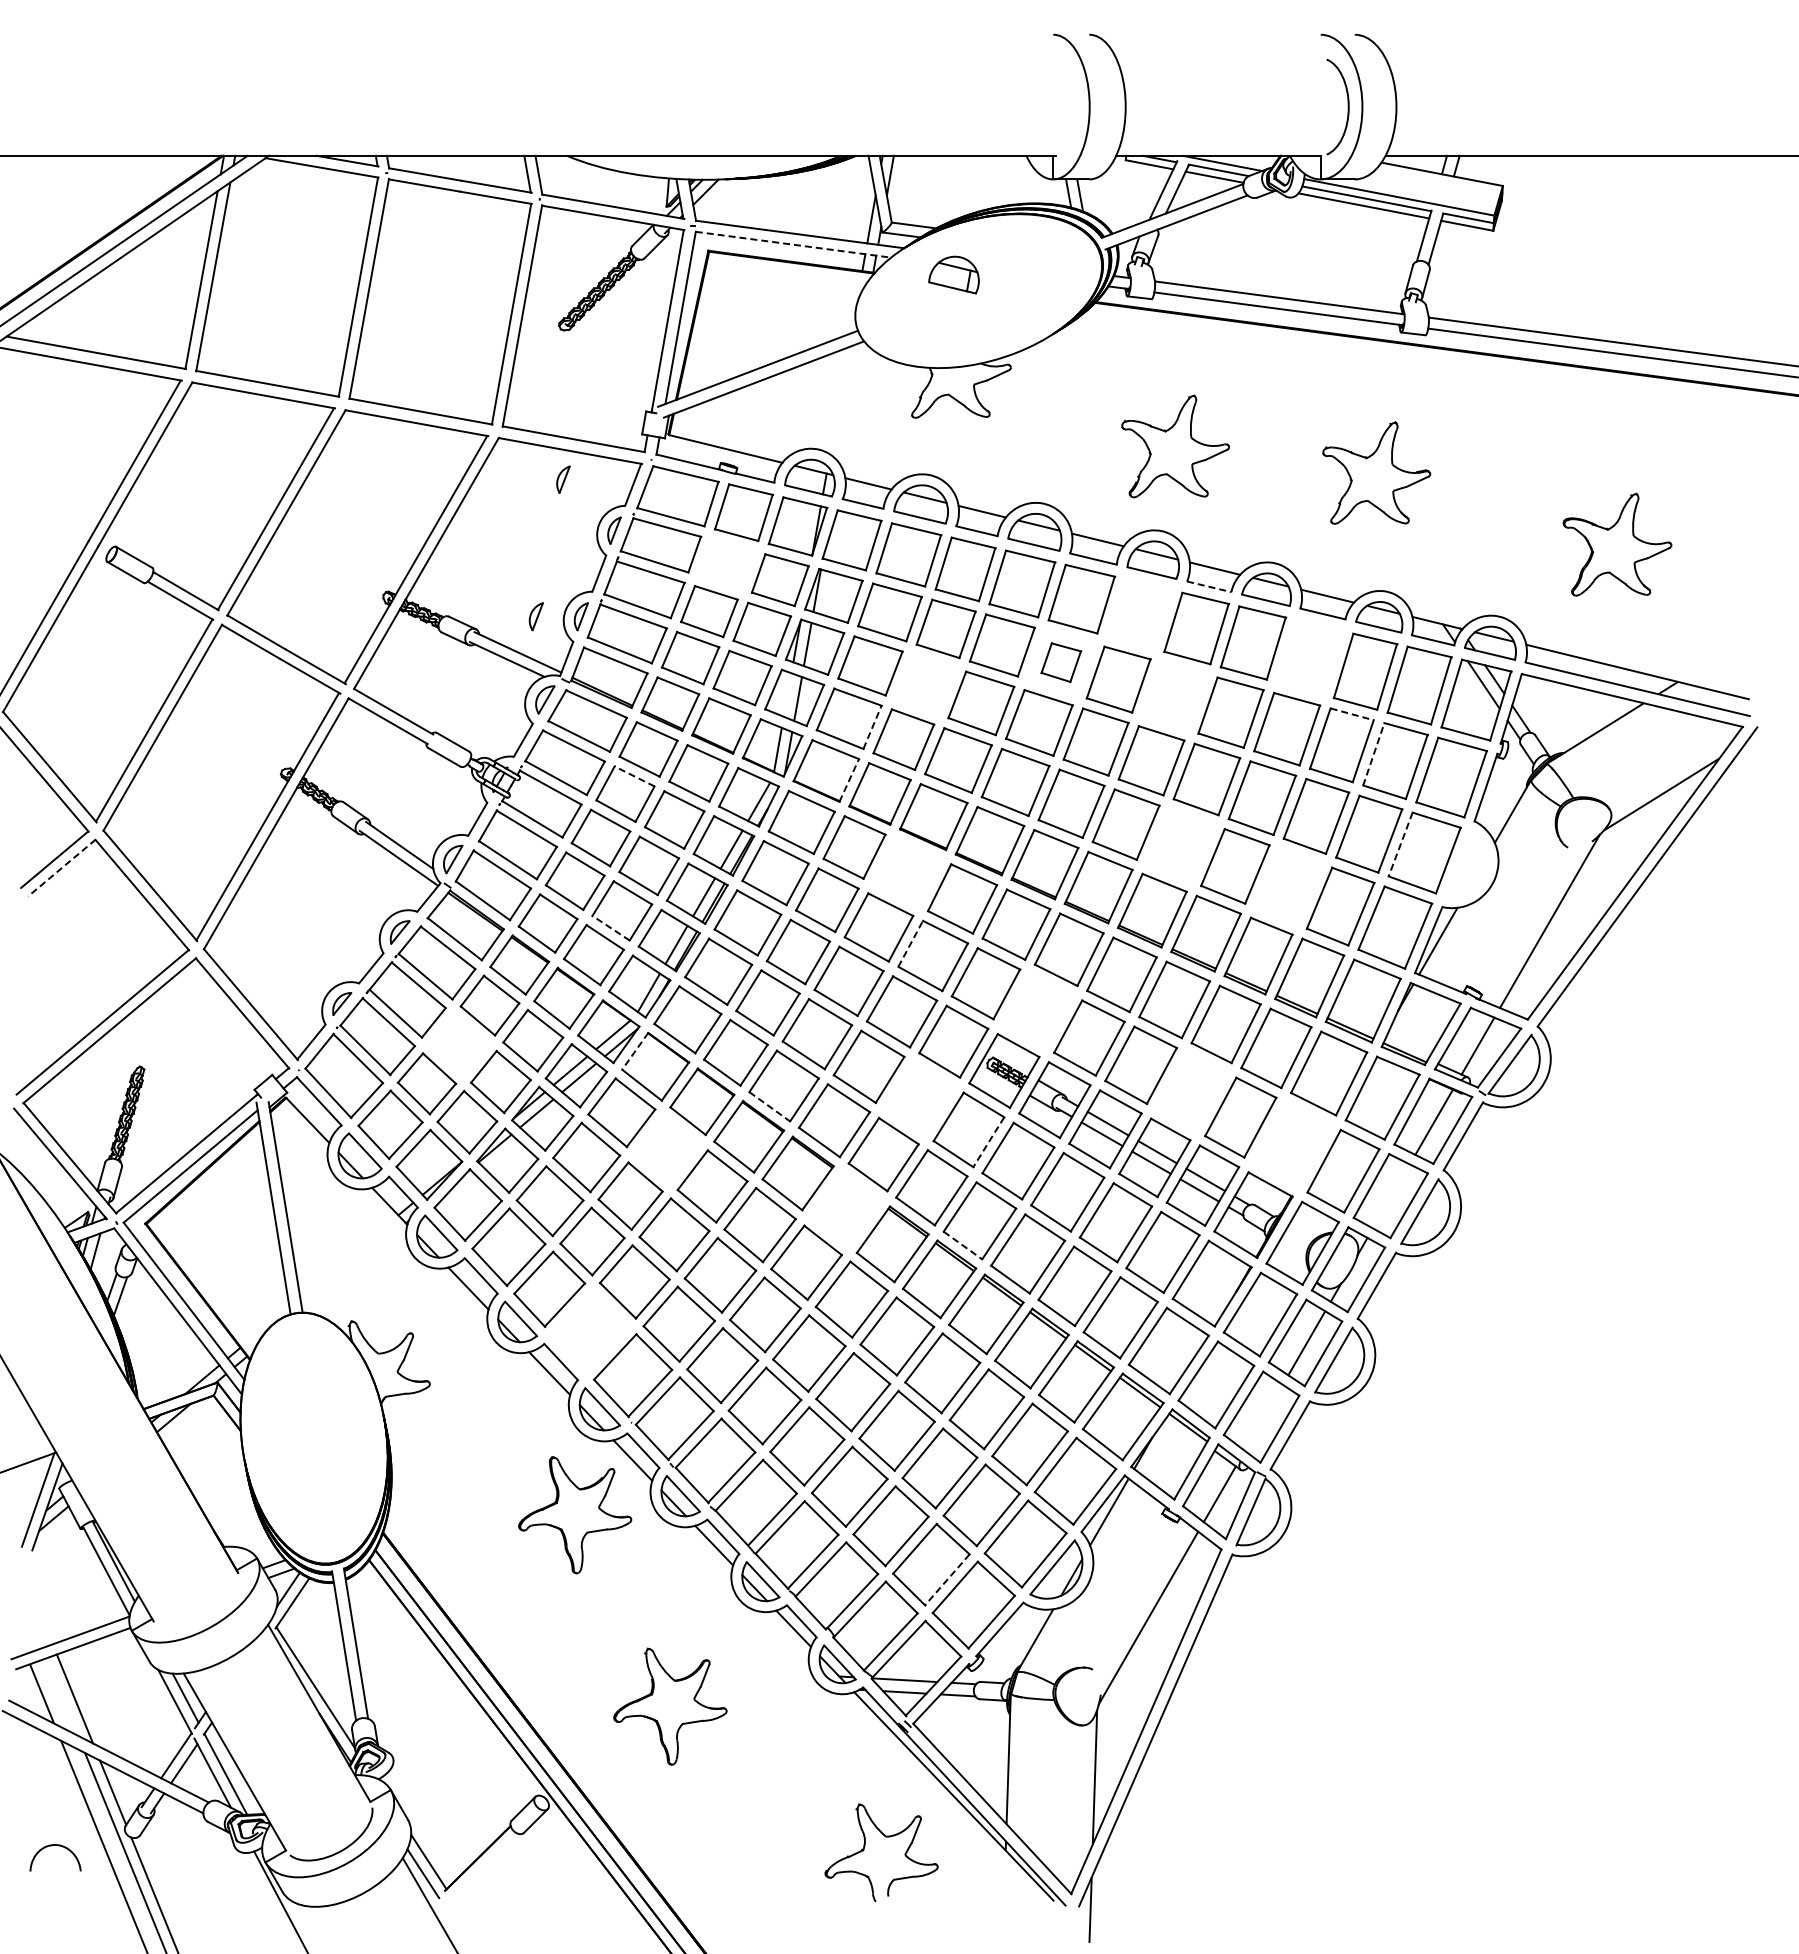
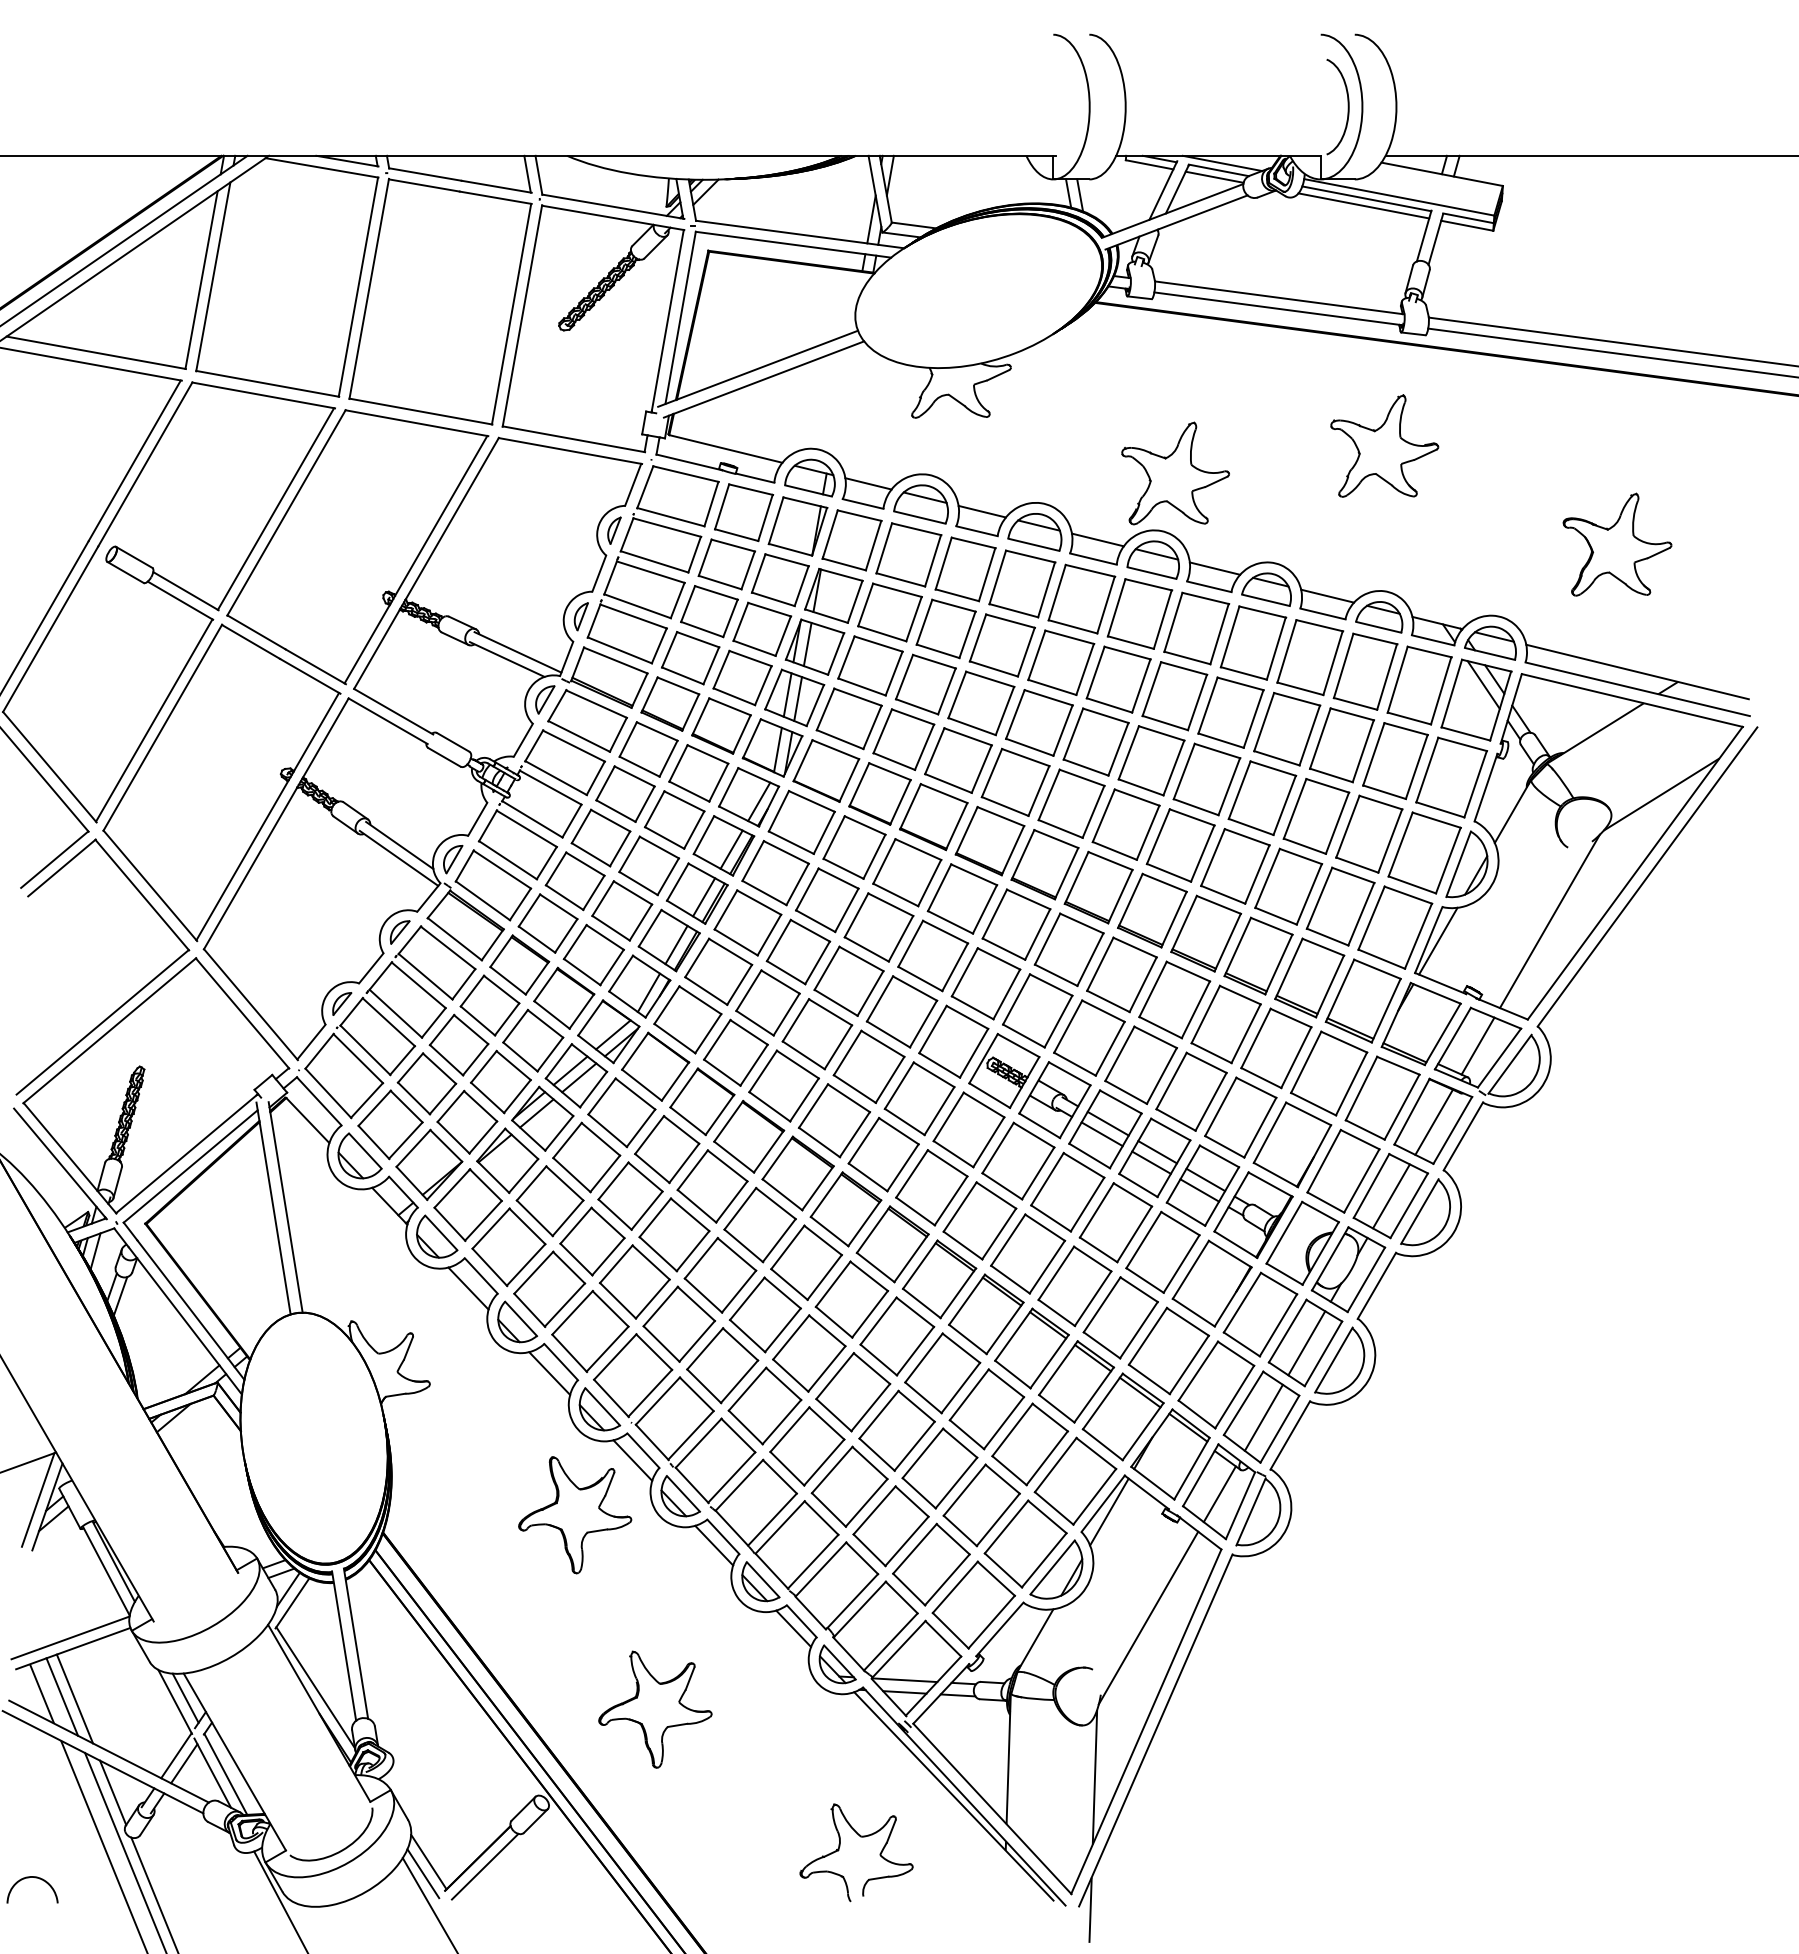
line: dashed -> solid (793, 244)
part: present -> none (953, 274)
part position: (1175, 446) -> (1175, 473) (1175, 473)
part position: (1376, 472) -> (1384, 445) (1384, 445)
part: present -> none (563, 479)
part: none -> present (726, 564)
line: dashed -> solid (1209, 586)
part: none -> present (1139, 613)
part: present -> none (535, 616)
part: none -> present (1310, 657)
part size: 43x41 px -> 69x67 px (1061, 662)
part: none -> present (925, 684)
line: none -> present (787, 694)
part: none -> present (1174, 696)
line: dashed -> solid (1352, 714)
line: dashed -> solid (872, 726)
line: dashed -> solid (1373, 753)
line: dashed -> solid (634, 776)
line: dashed -> solid (849, 780)
part: none -> present (1180, 845)
line: dashed -> solid (1400, 845)
part: none -> present (1466, 864)
line: dashed -> solid (61, 868)
part: none -> present (907, 872)
part: none -> present (1288, 886)
line: dashed -> solid (610, 927)
line: dashed -> solid (910, 943)
part: none -> present (1037, 1010)
part: none -> present (458, 1044)
line: dashed -> solid (635, 1051)
part: none -> present (1191, 1091)
part: none -> present (919, 1098)
line: dashed -> solid (770, 1107)
line: dashed -> solid (988, 1142)
part: none -> present (1292, 1144)
part: none -> present (667, 1149)
line: none -> present (1391, 1196)
part: none -> present (845, 1209)
line: dashed -> solid (963, 1245)
part: none -> present (590, 1330)
line: none -> present (1263, 1417)
line: dashed -> solid (947, 1579)
line: none -> present (62, 1696)
part position: (670, 1706) -> (655, 1709) (655, 1709)
part position: (885, 1837) -> (860, 1837) (860, 1837)
curve position: (52, 1846) -> (29, 1878) (29, 1878)
line: none -> present (484, 1866)
